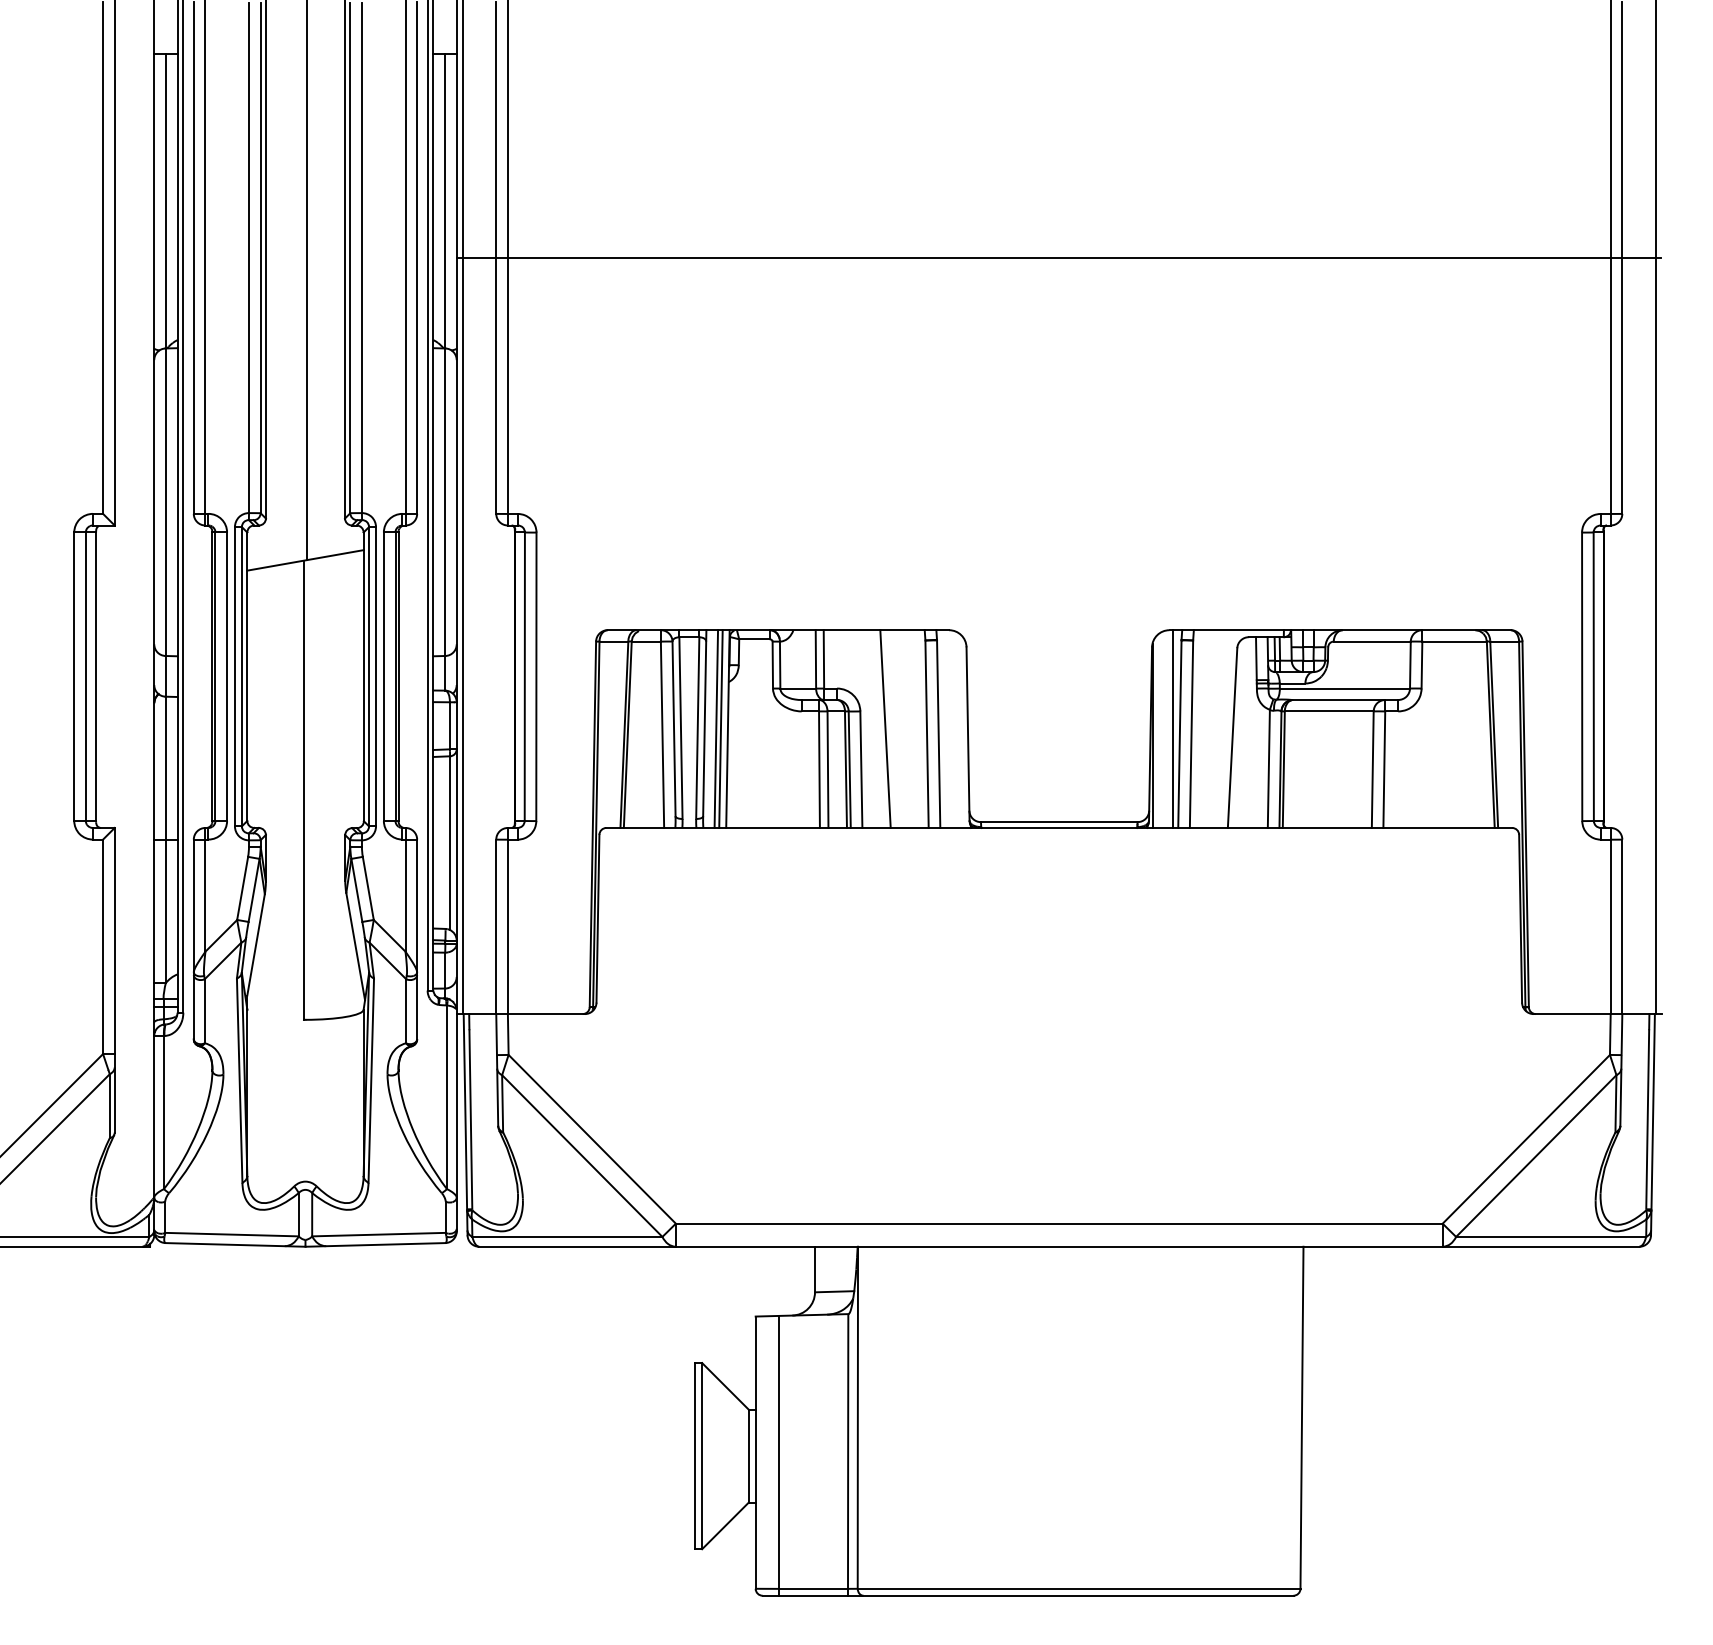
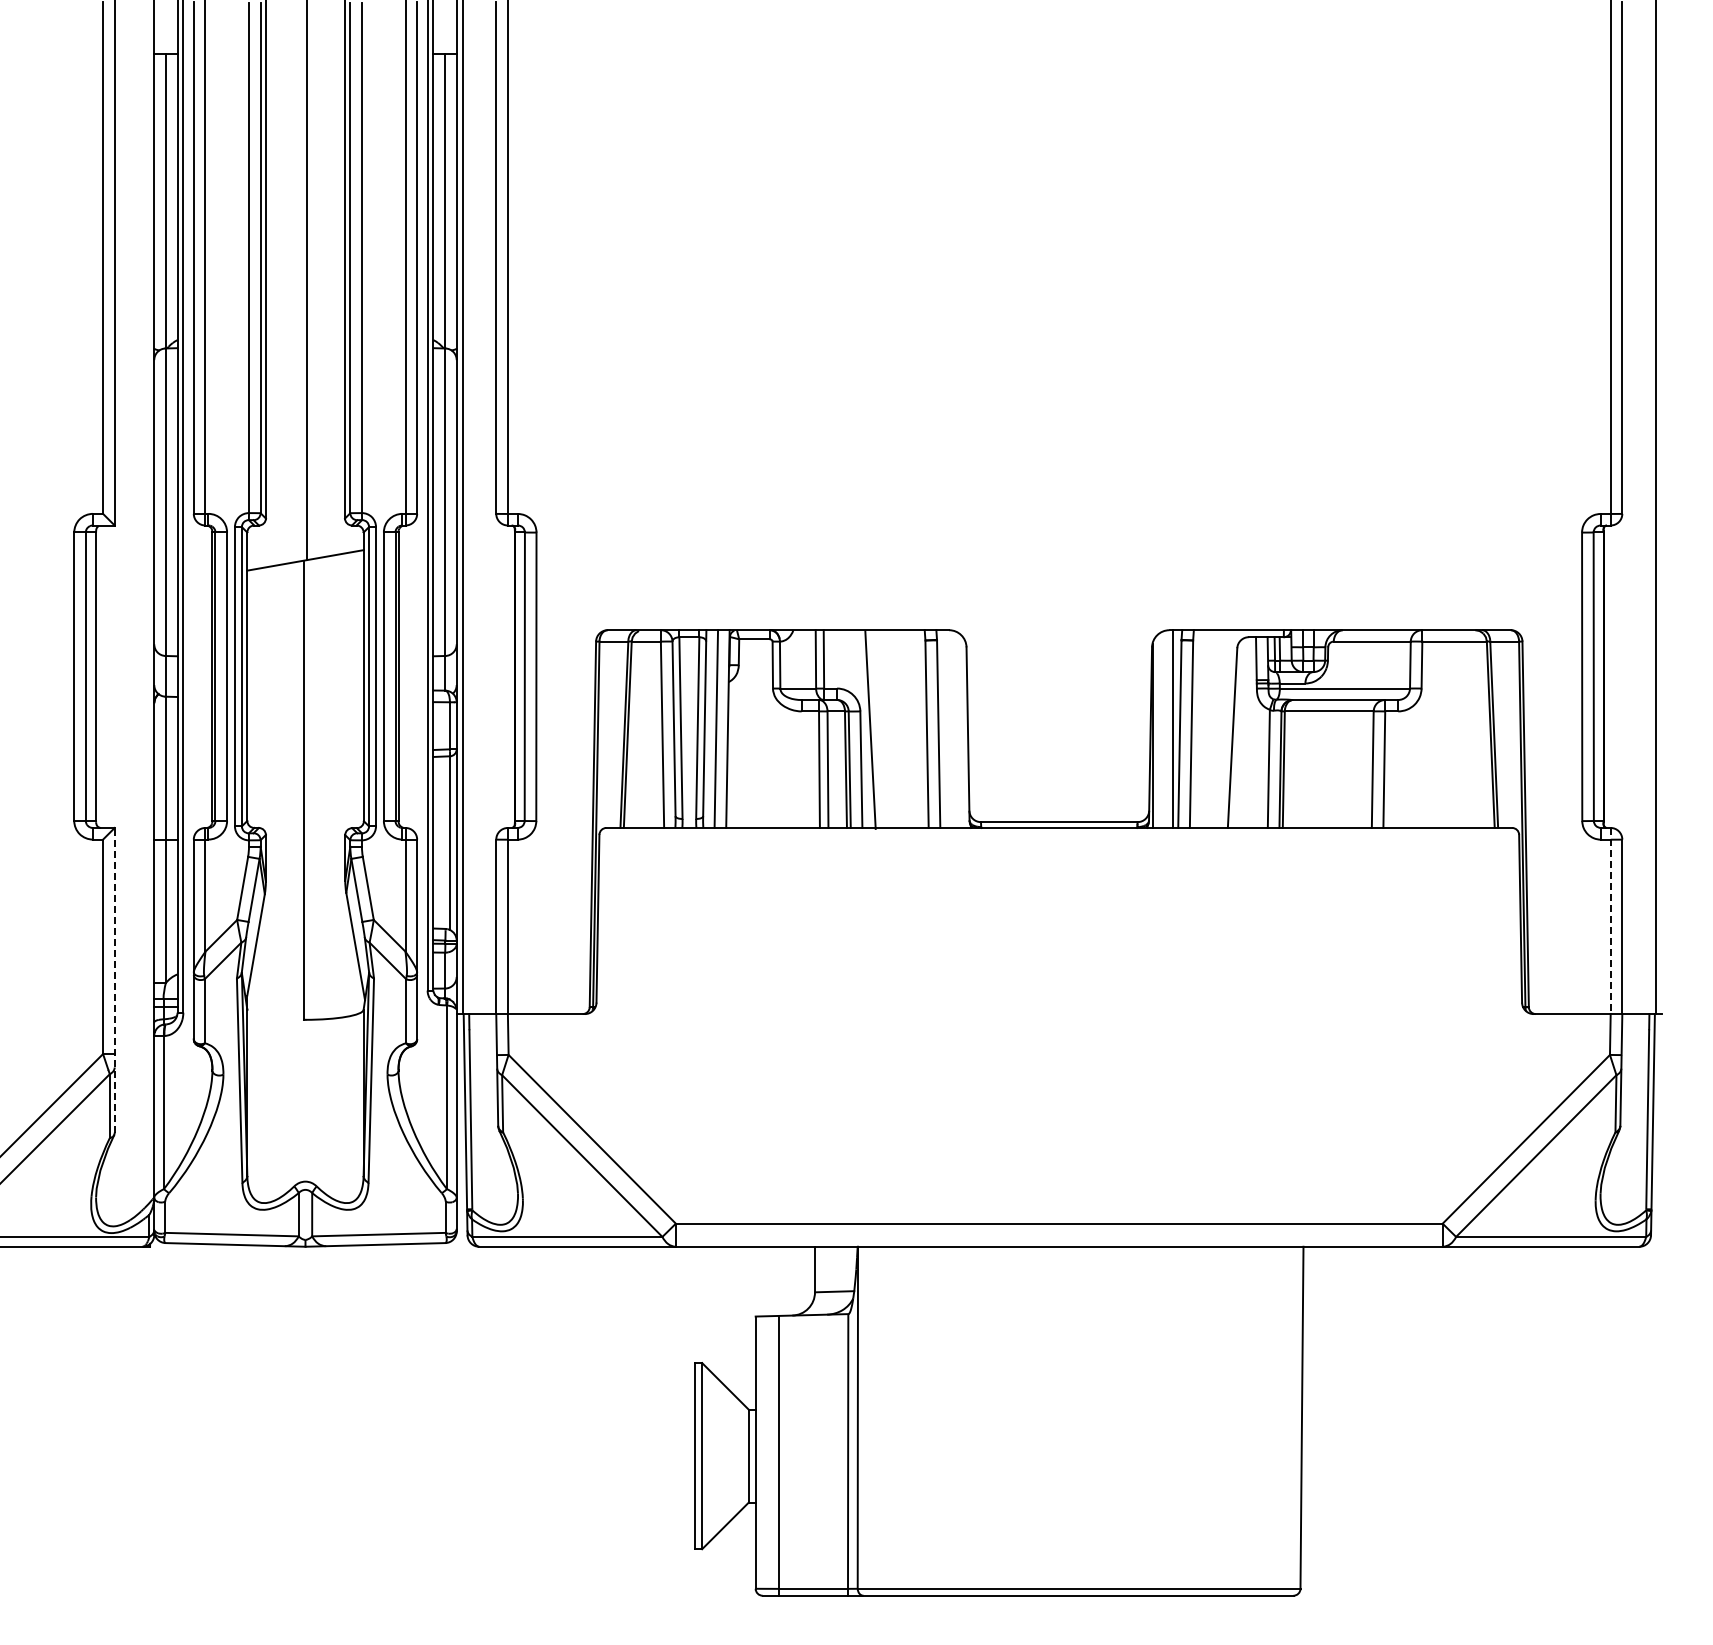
line: present -> none (1058, 257)
line: present -> none (720, 728)
line position: (885, 728) -> (870, 729) (870, 729)
line: solid -> dashed (1610, 921)
line: solid -> dashed (114, 980)
